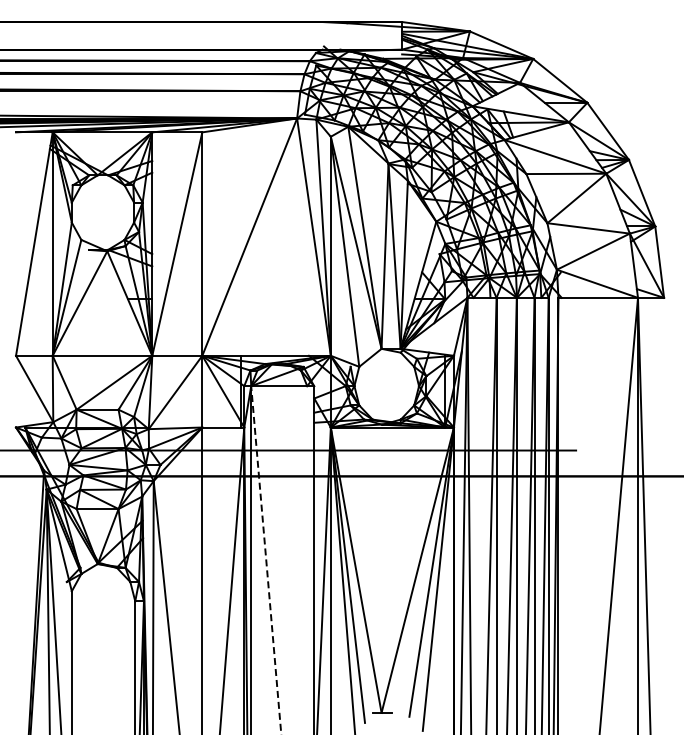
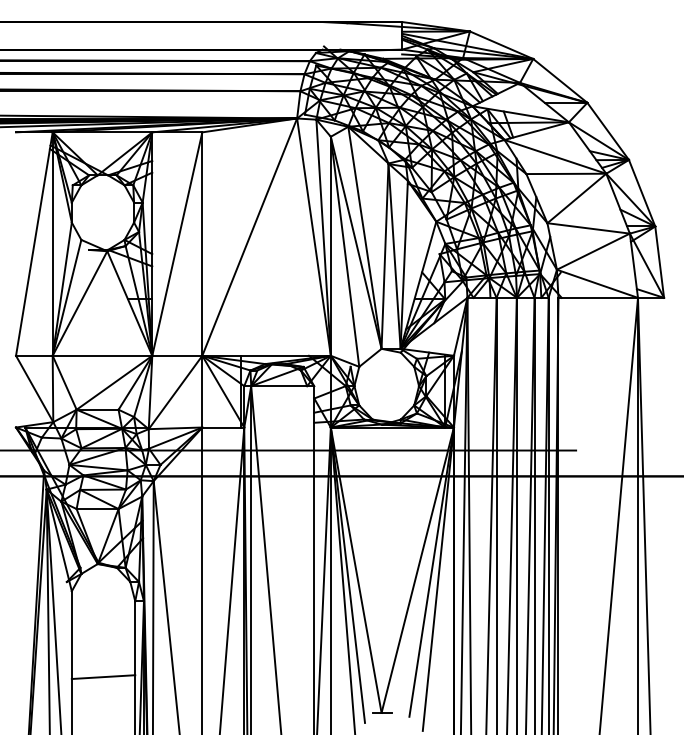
line: dashed -> solid (266, 560)
line: none -> present (103, 677)
